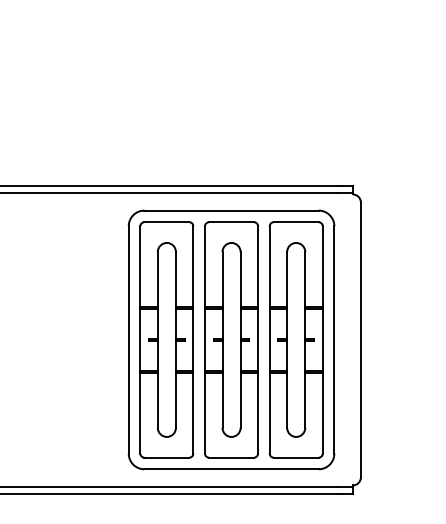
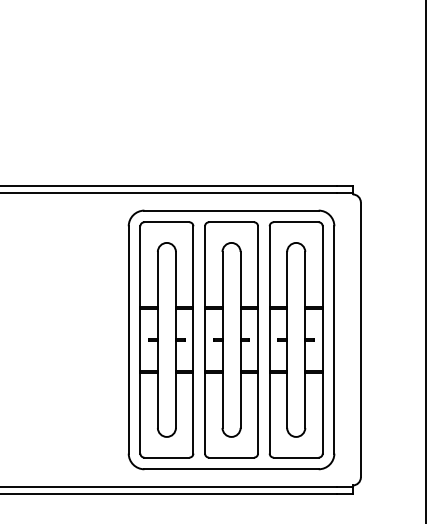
line: none -> present (425, 261)
